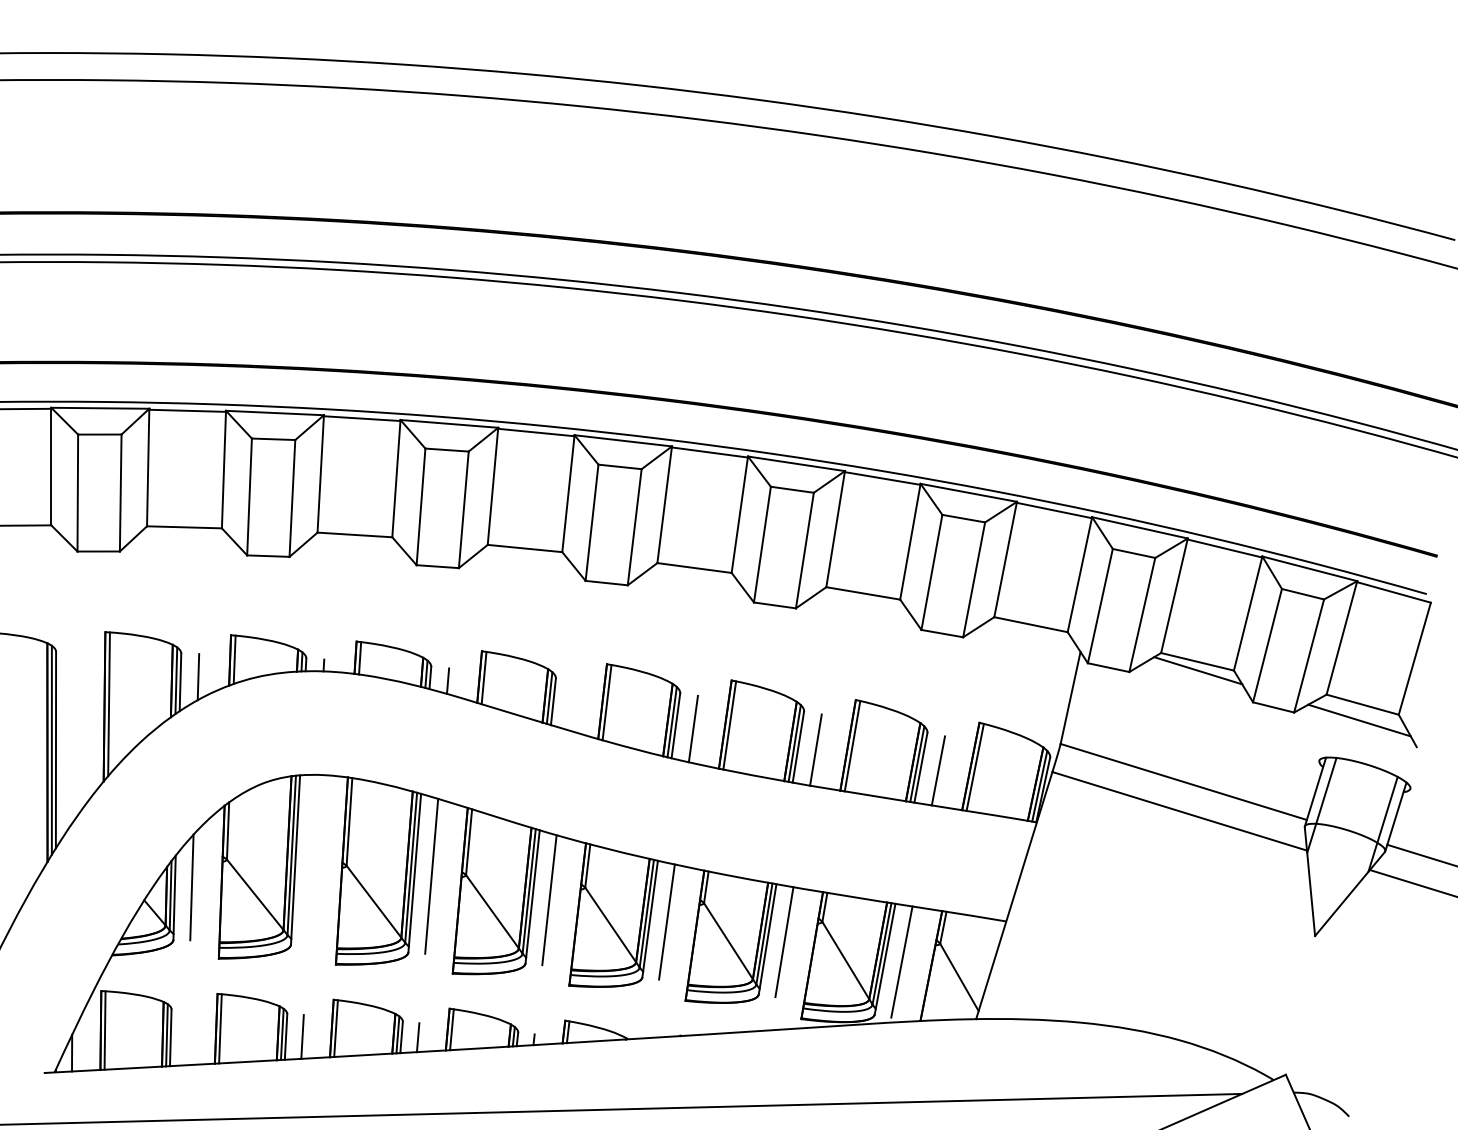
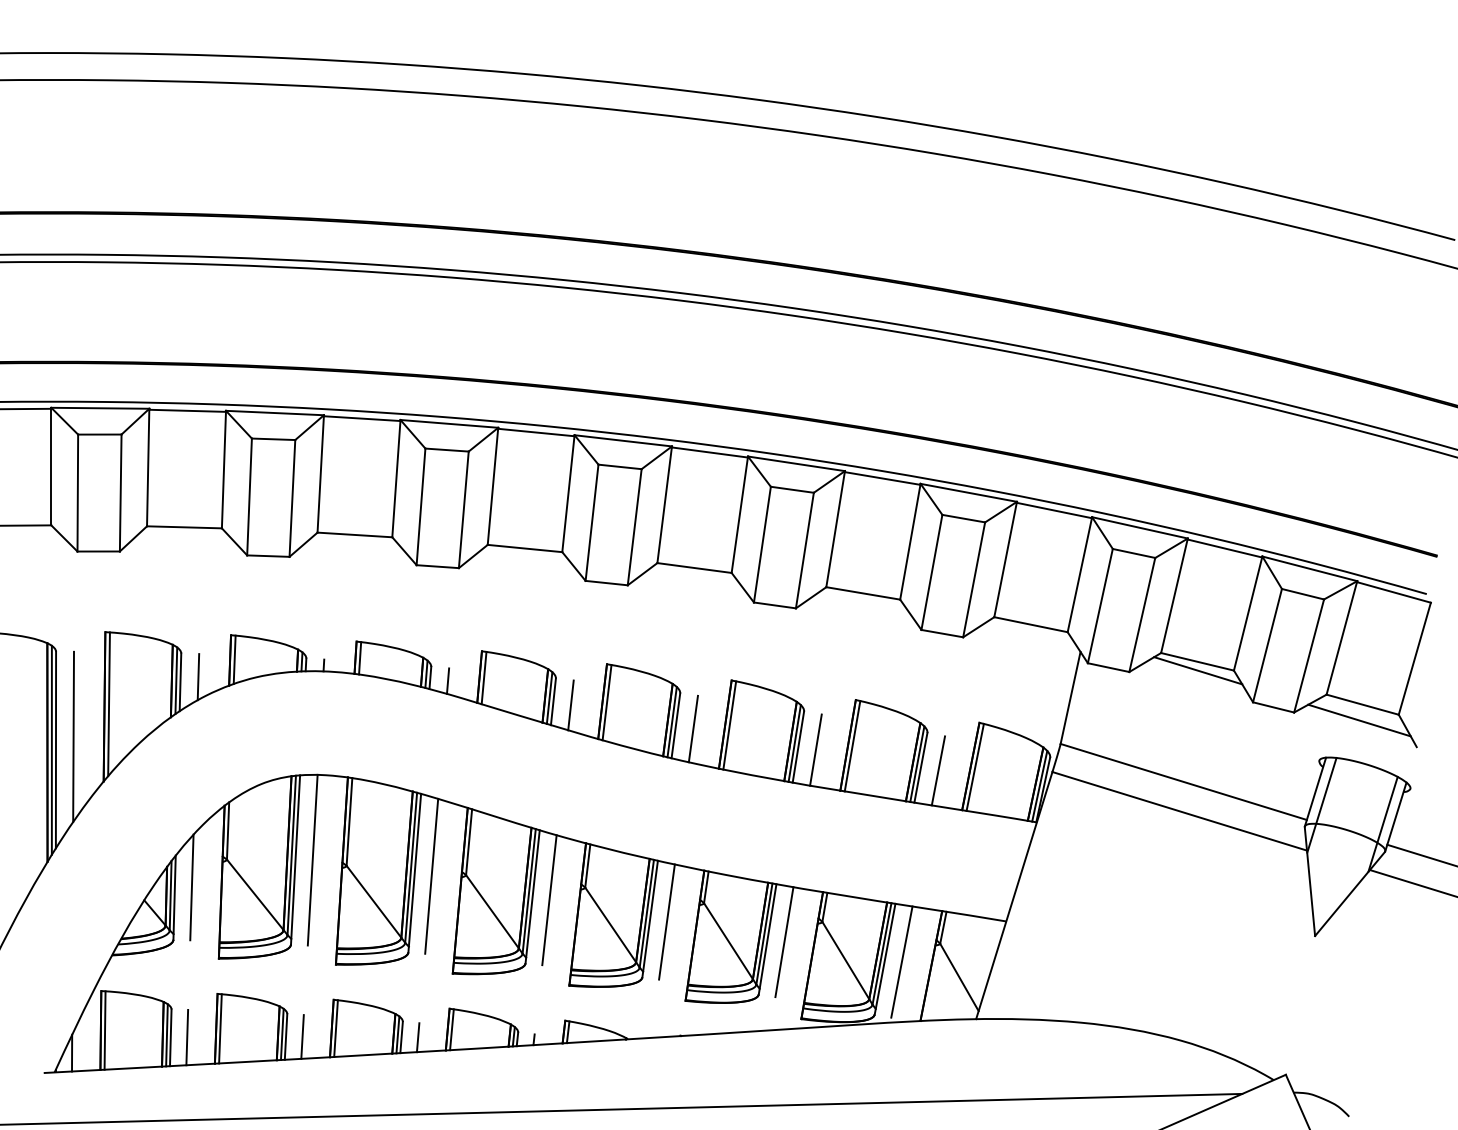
line: none -> present (570, 705)
line: none -> present (73, 736)
line: none -> present (312, 859)
line: none -> present (187, 1037)
